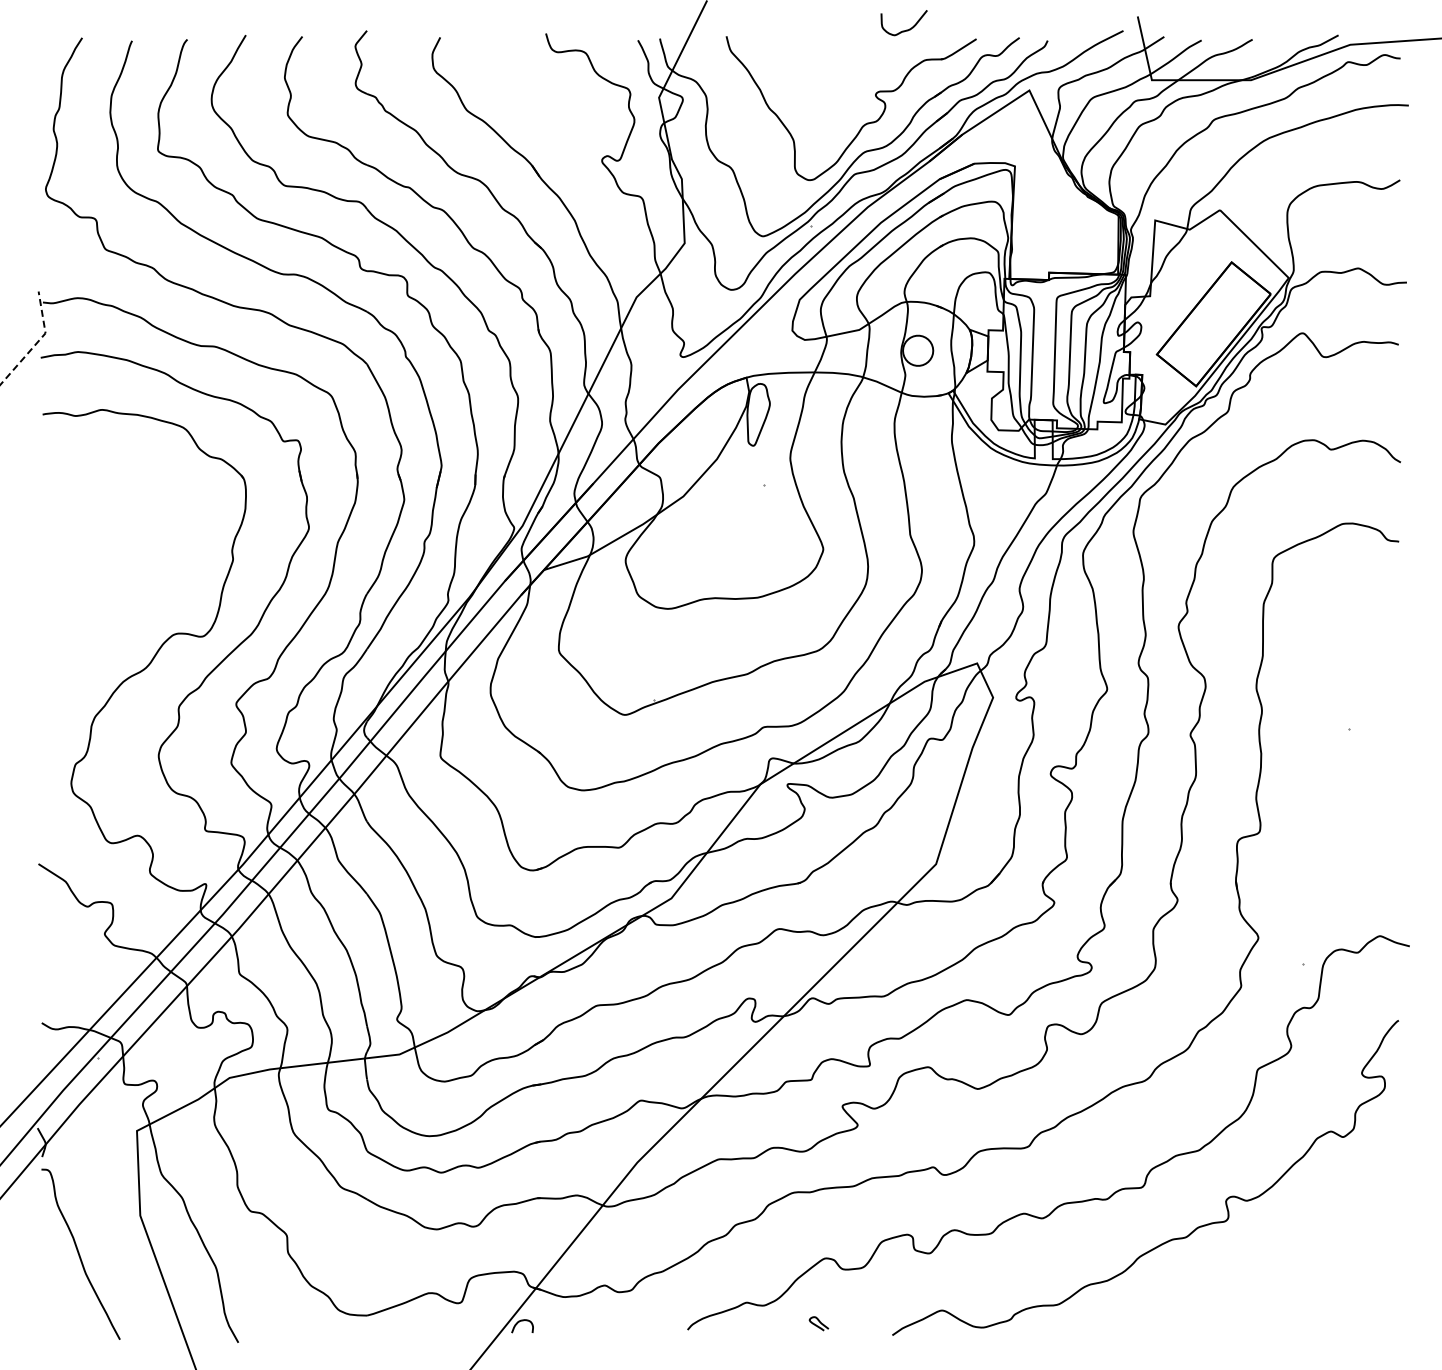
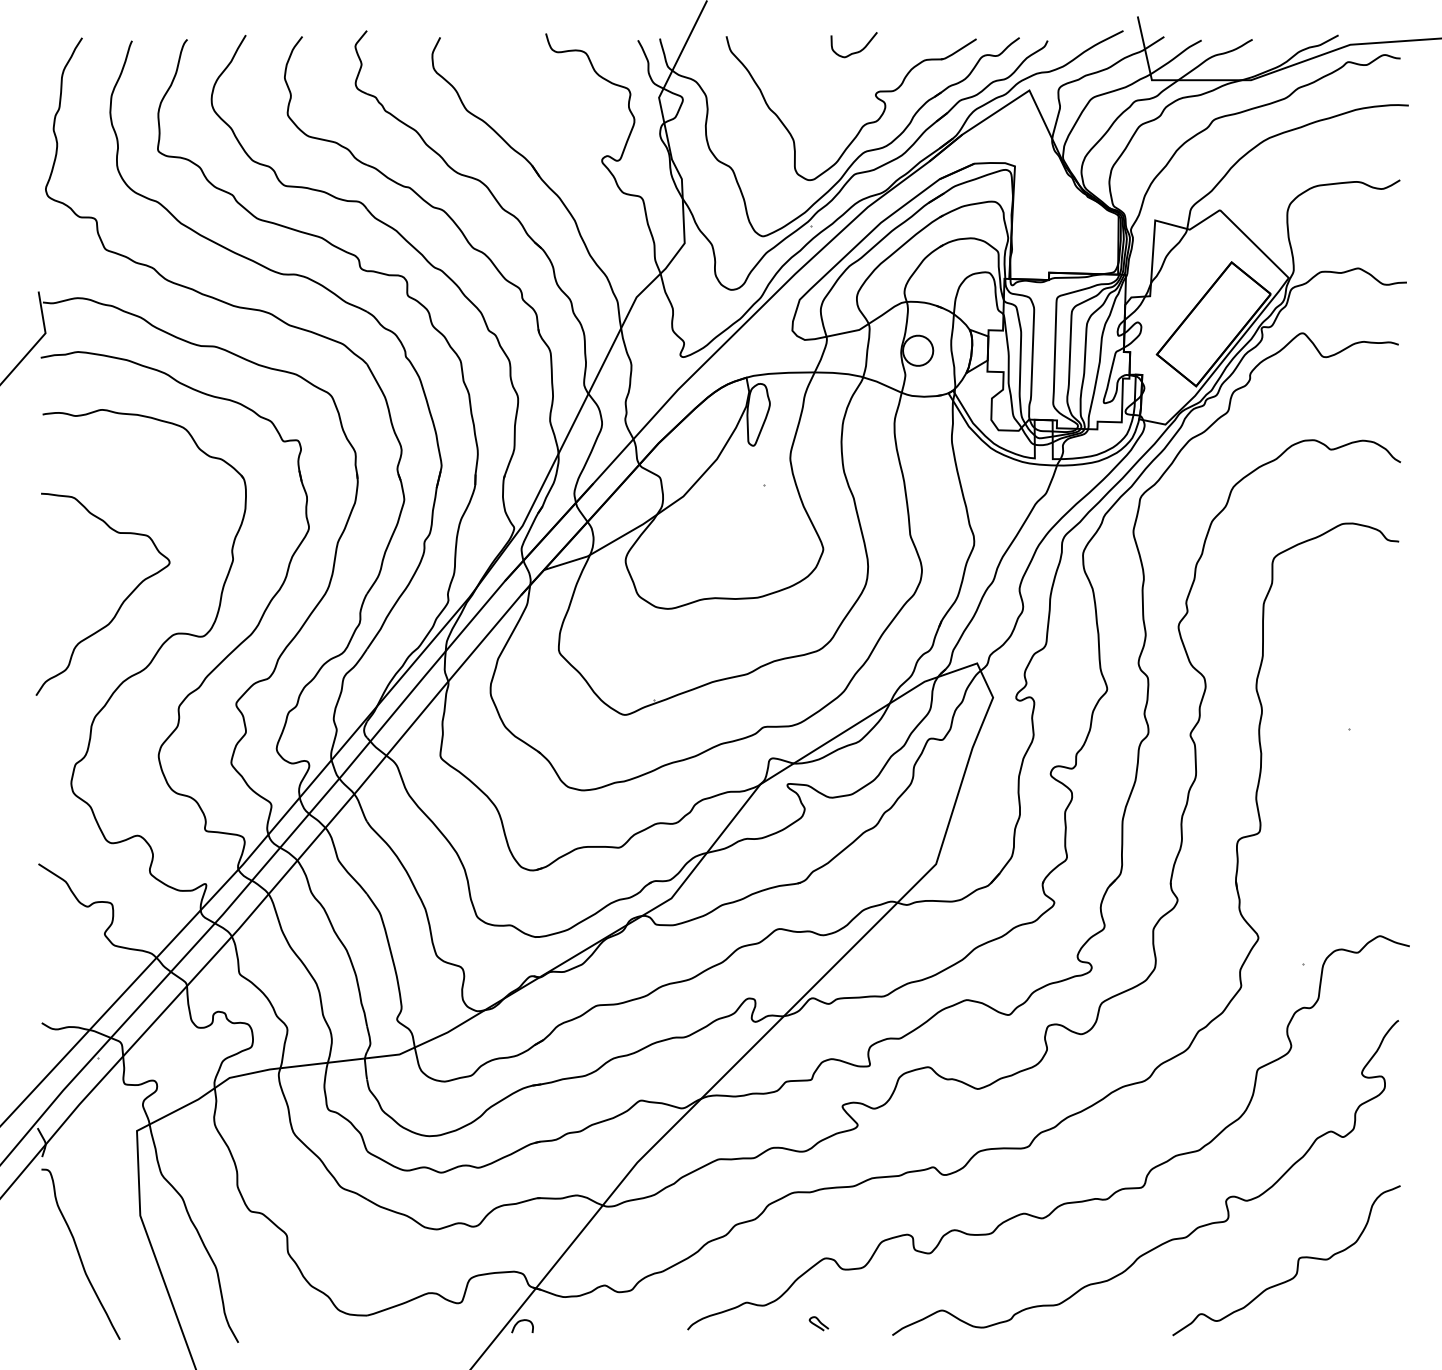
curve position: (906, 29) -> (856, 51) (856, 51)
line: dashed -> solid (37, 342)
curve: none -> present (120, 604)
curve: none -> present (1297, 1260)
